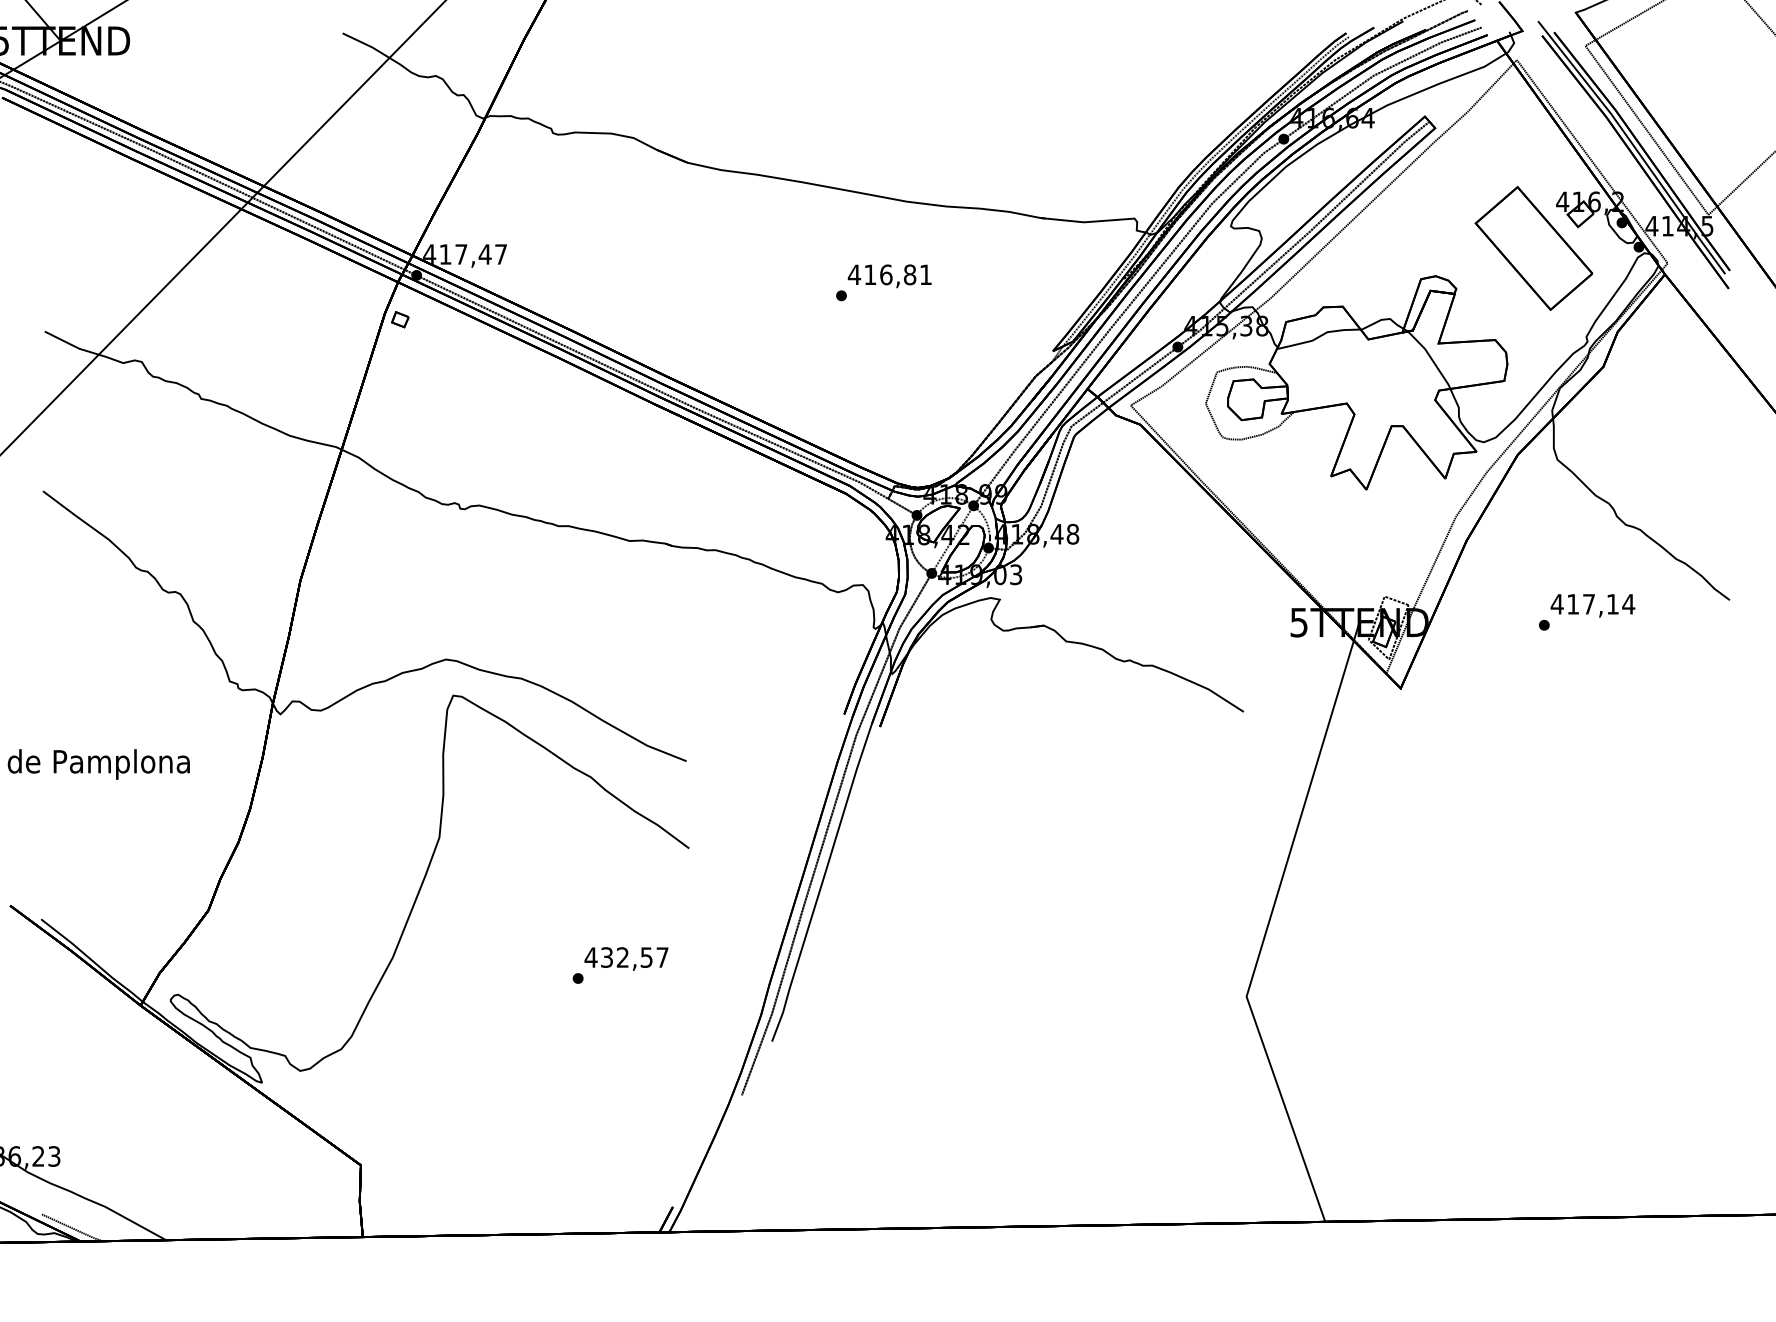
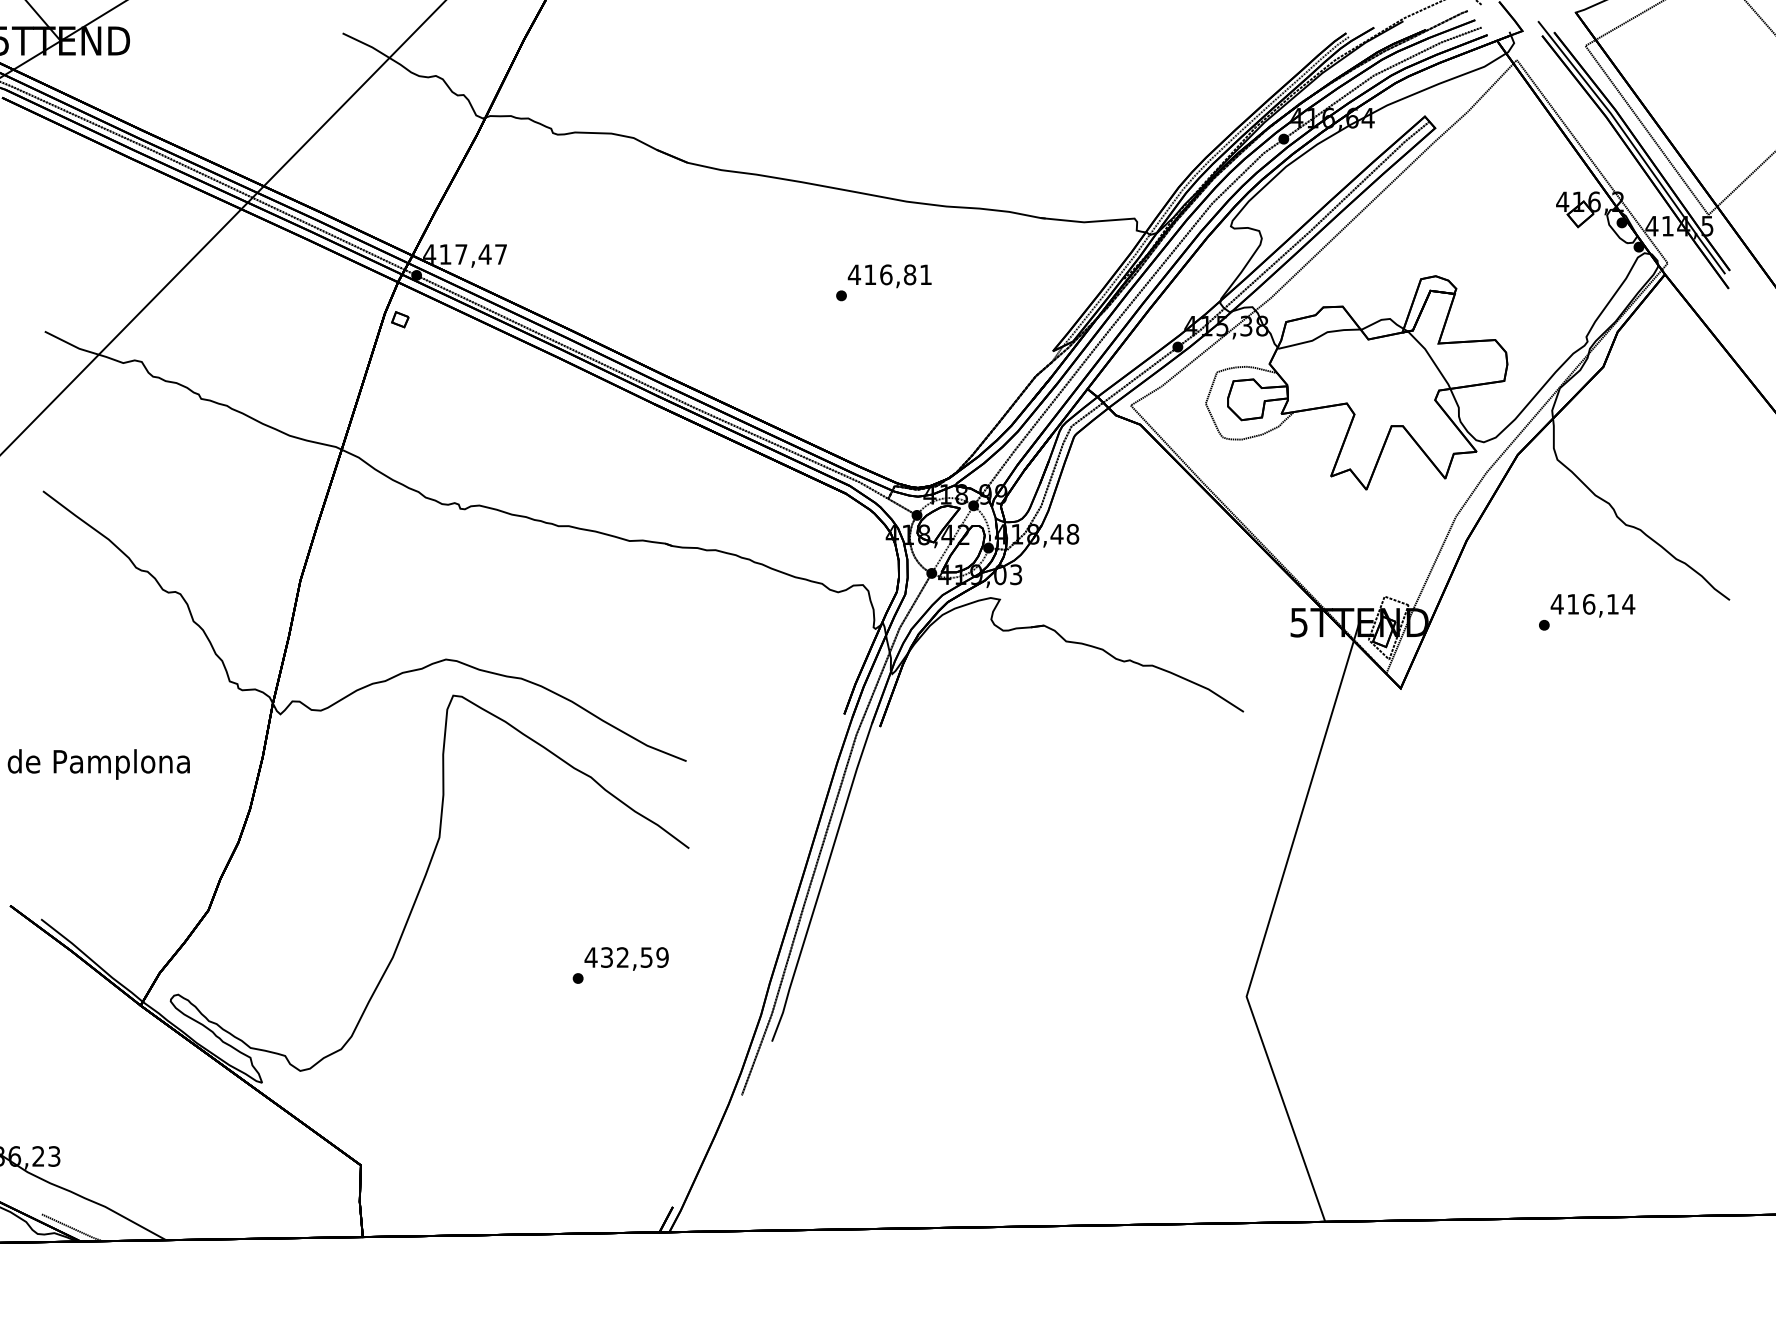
part: present -> none (1533, 248)
text: 417,14 -> 416,14 (1589, 603)
text: 432,57 -> 432,59 (662, 957)
